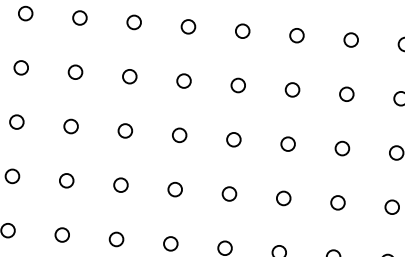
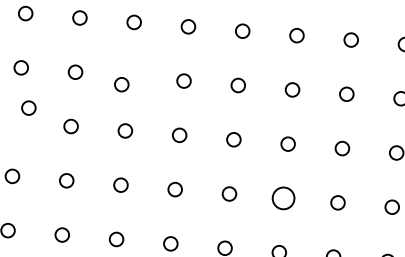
circle position: (129, 76) -> (121, 84) (121, 84)
circle position: (16, 121) -> (28, 107) (28, 107)
circle size: 16x17 px -> 25x25 px (283, 198)
